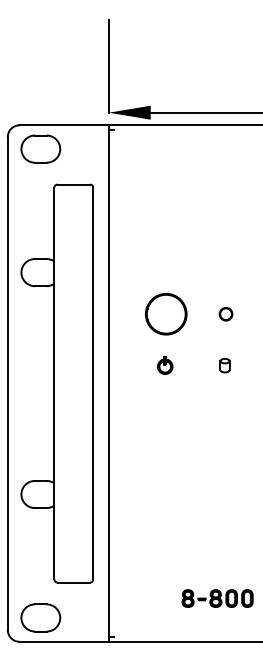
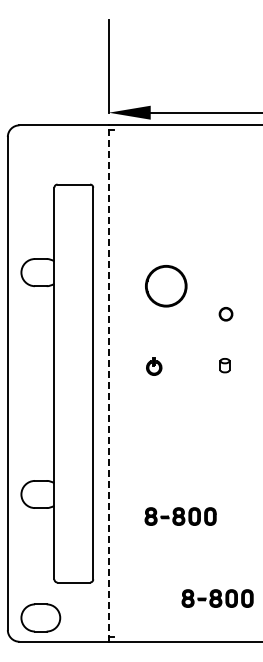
part: present -> none (40, 148)
circle position: (166, 314) -> (166, 286) (166, 286)
part position: (165, 365) -> (154, 366) (154, 366)
line: solid -> dashed (108, 383)
part: none -> present (180, 516)
